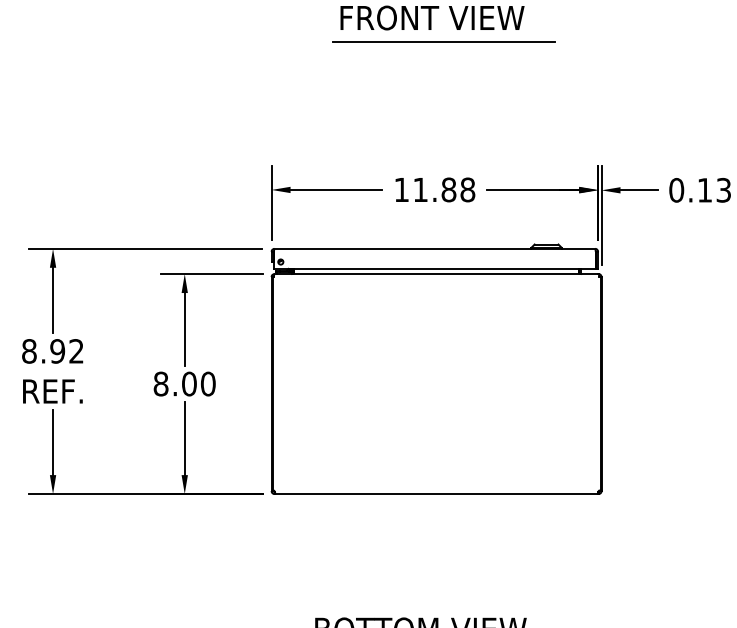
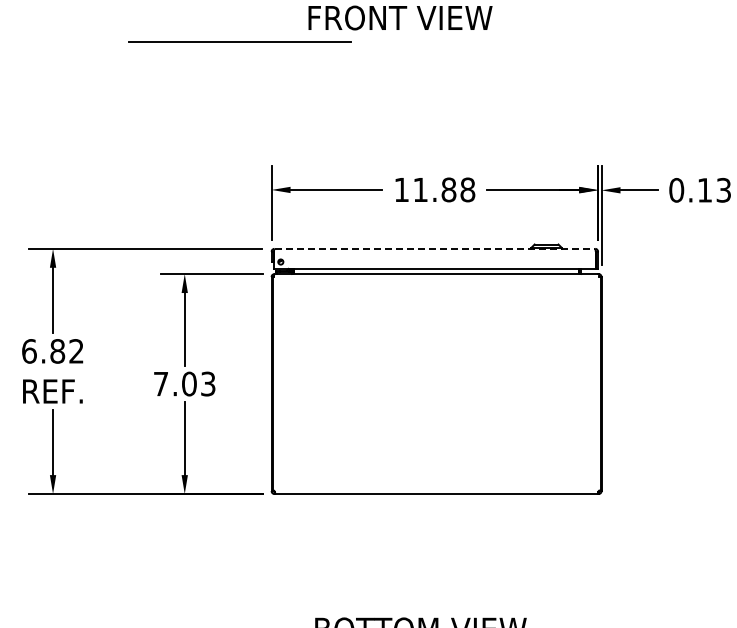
text position: (432, 17) -> (400, 17) (400, 17)
line position: (443, 41) -> (239, 41) (239, 41)
line: solid -> dashed (435, 248)
text: 8.92 -> 6.82 (43, 351)
text: 8.00 -> 7.03 (184, 383)
